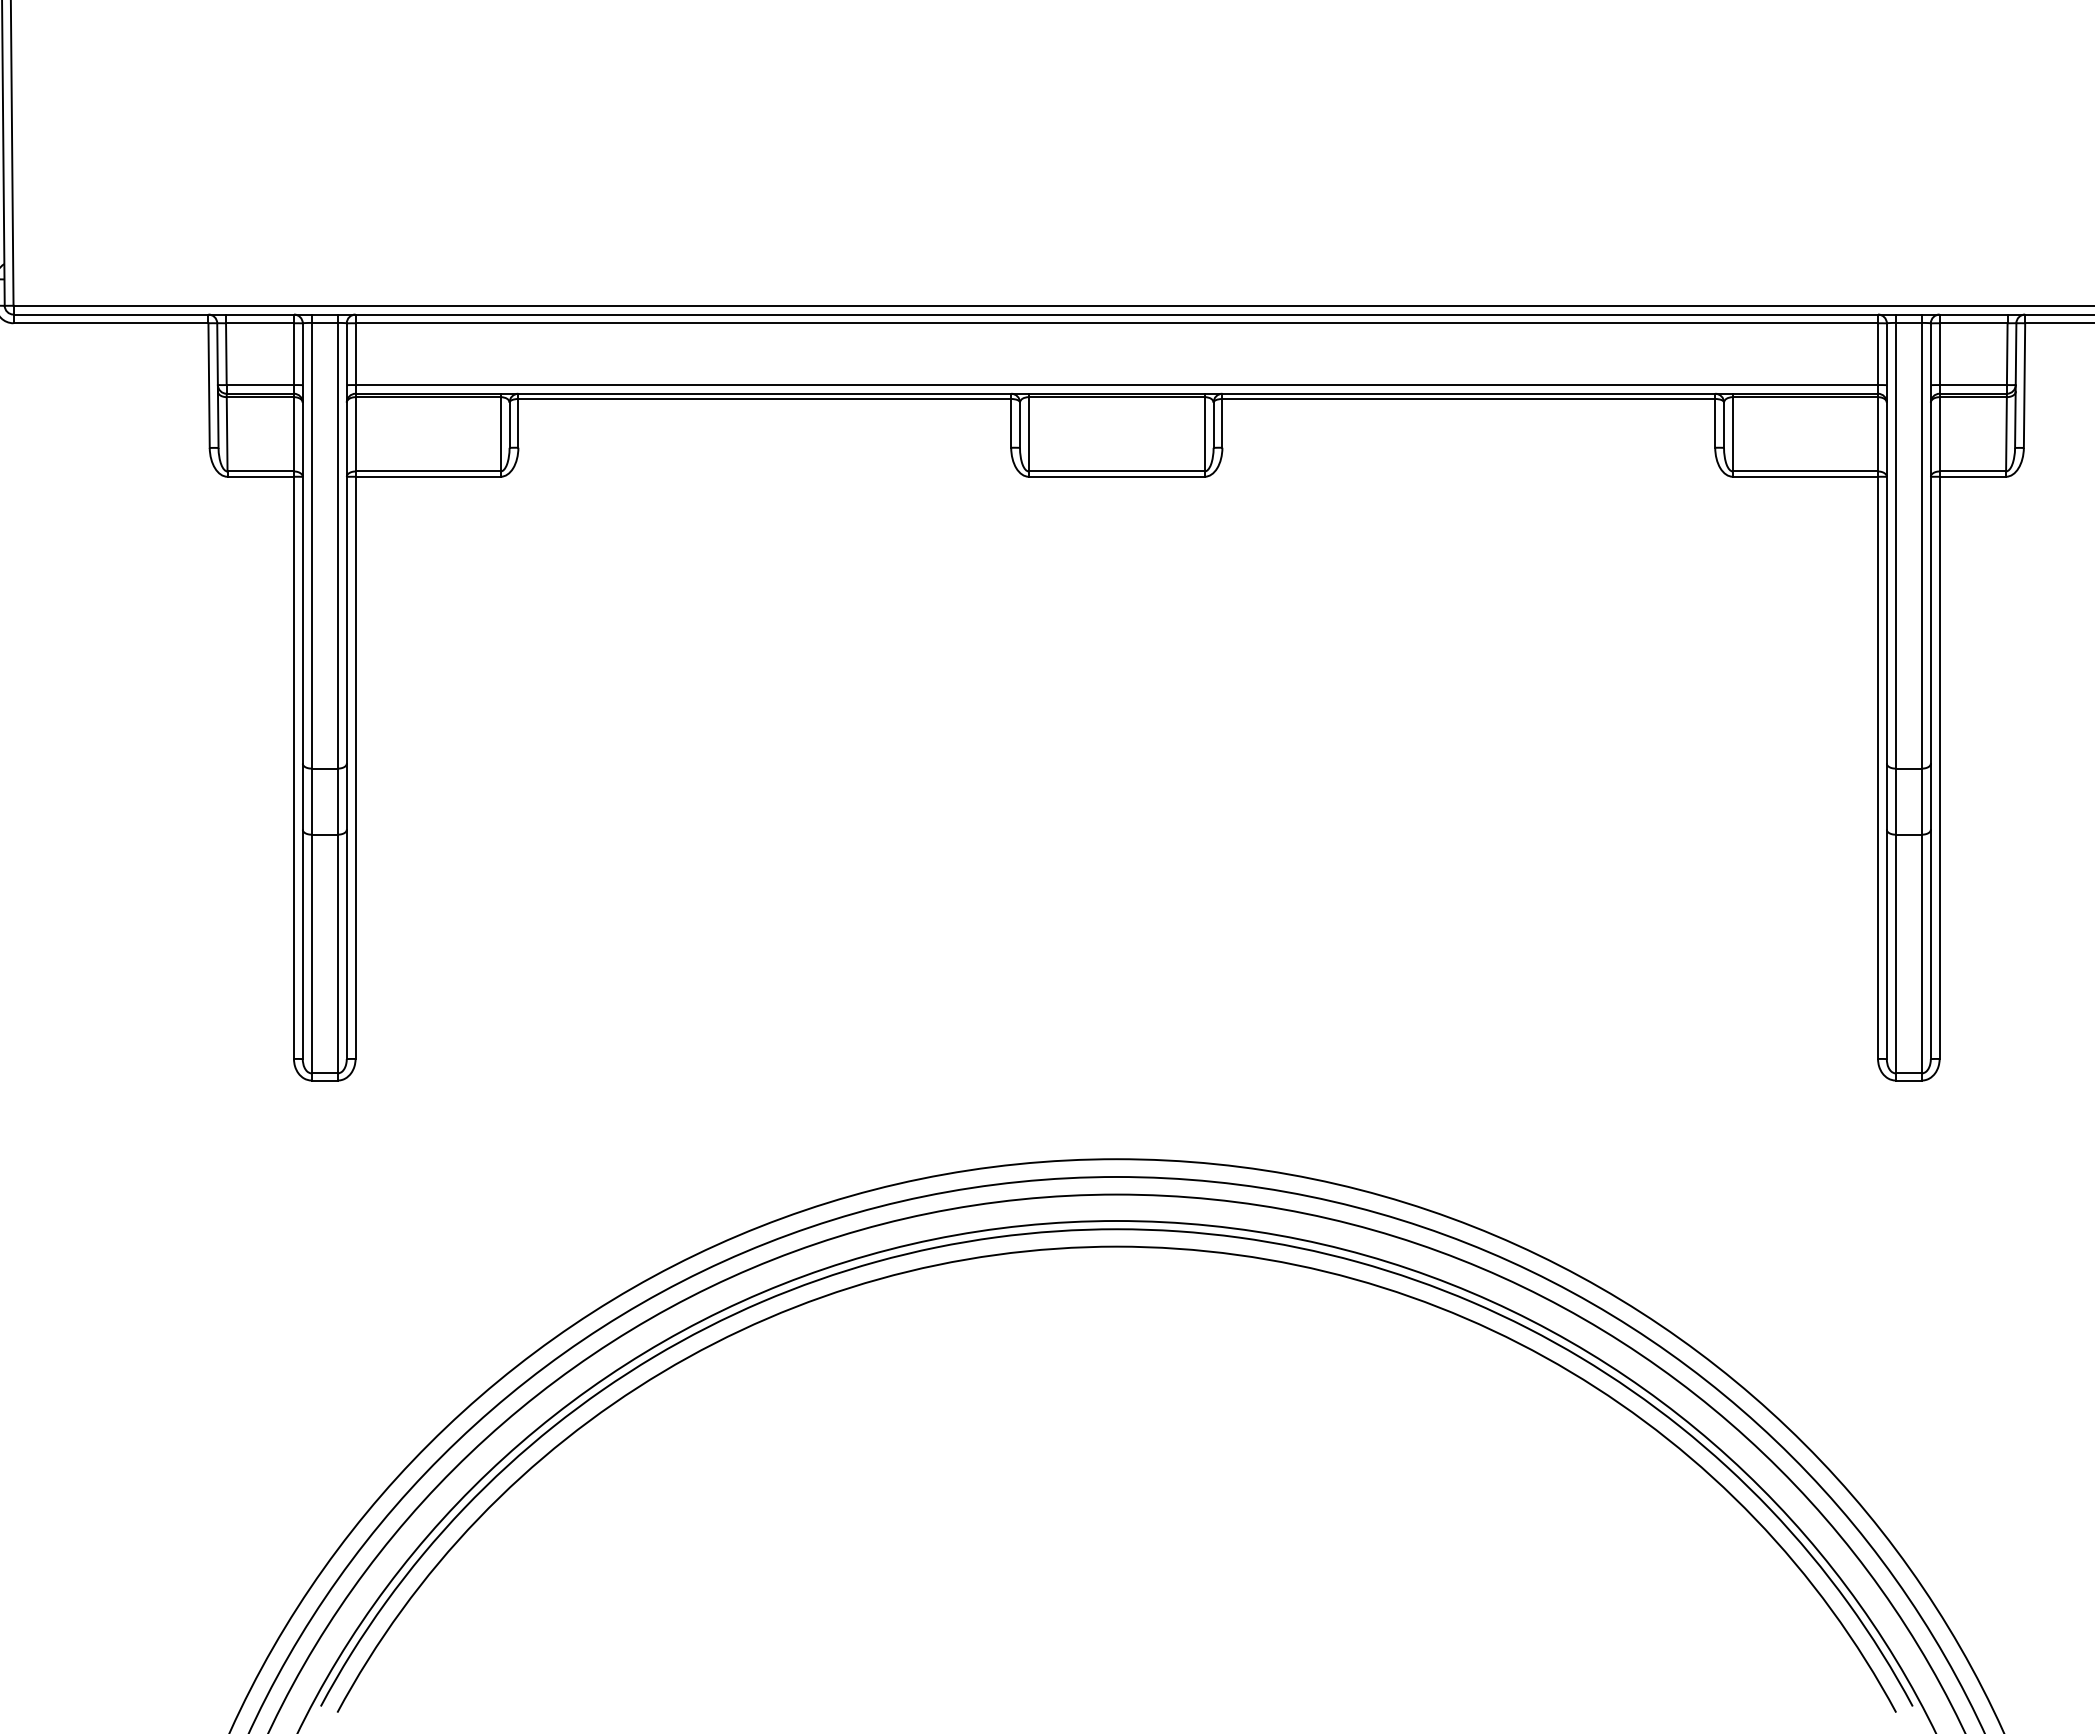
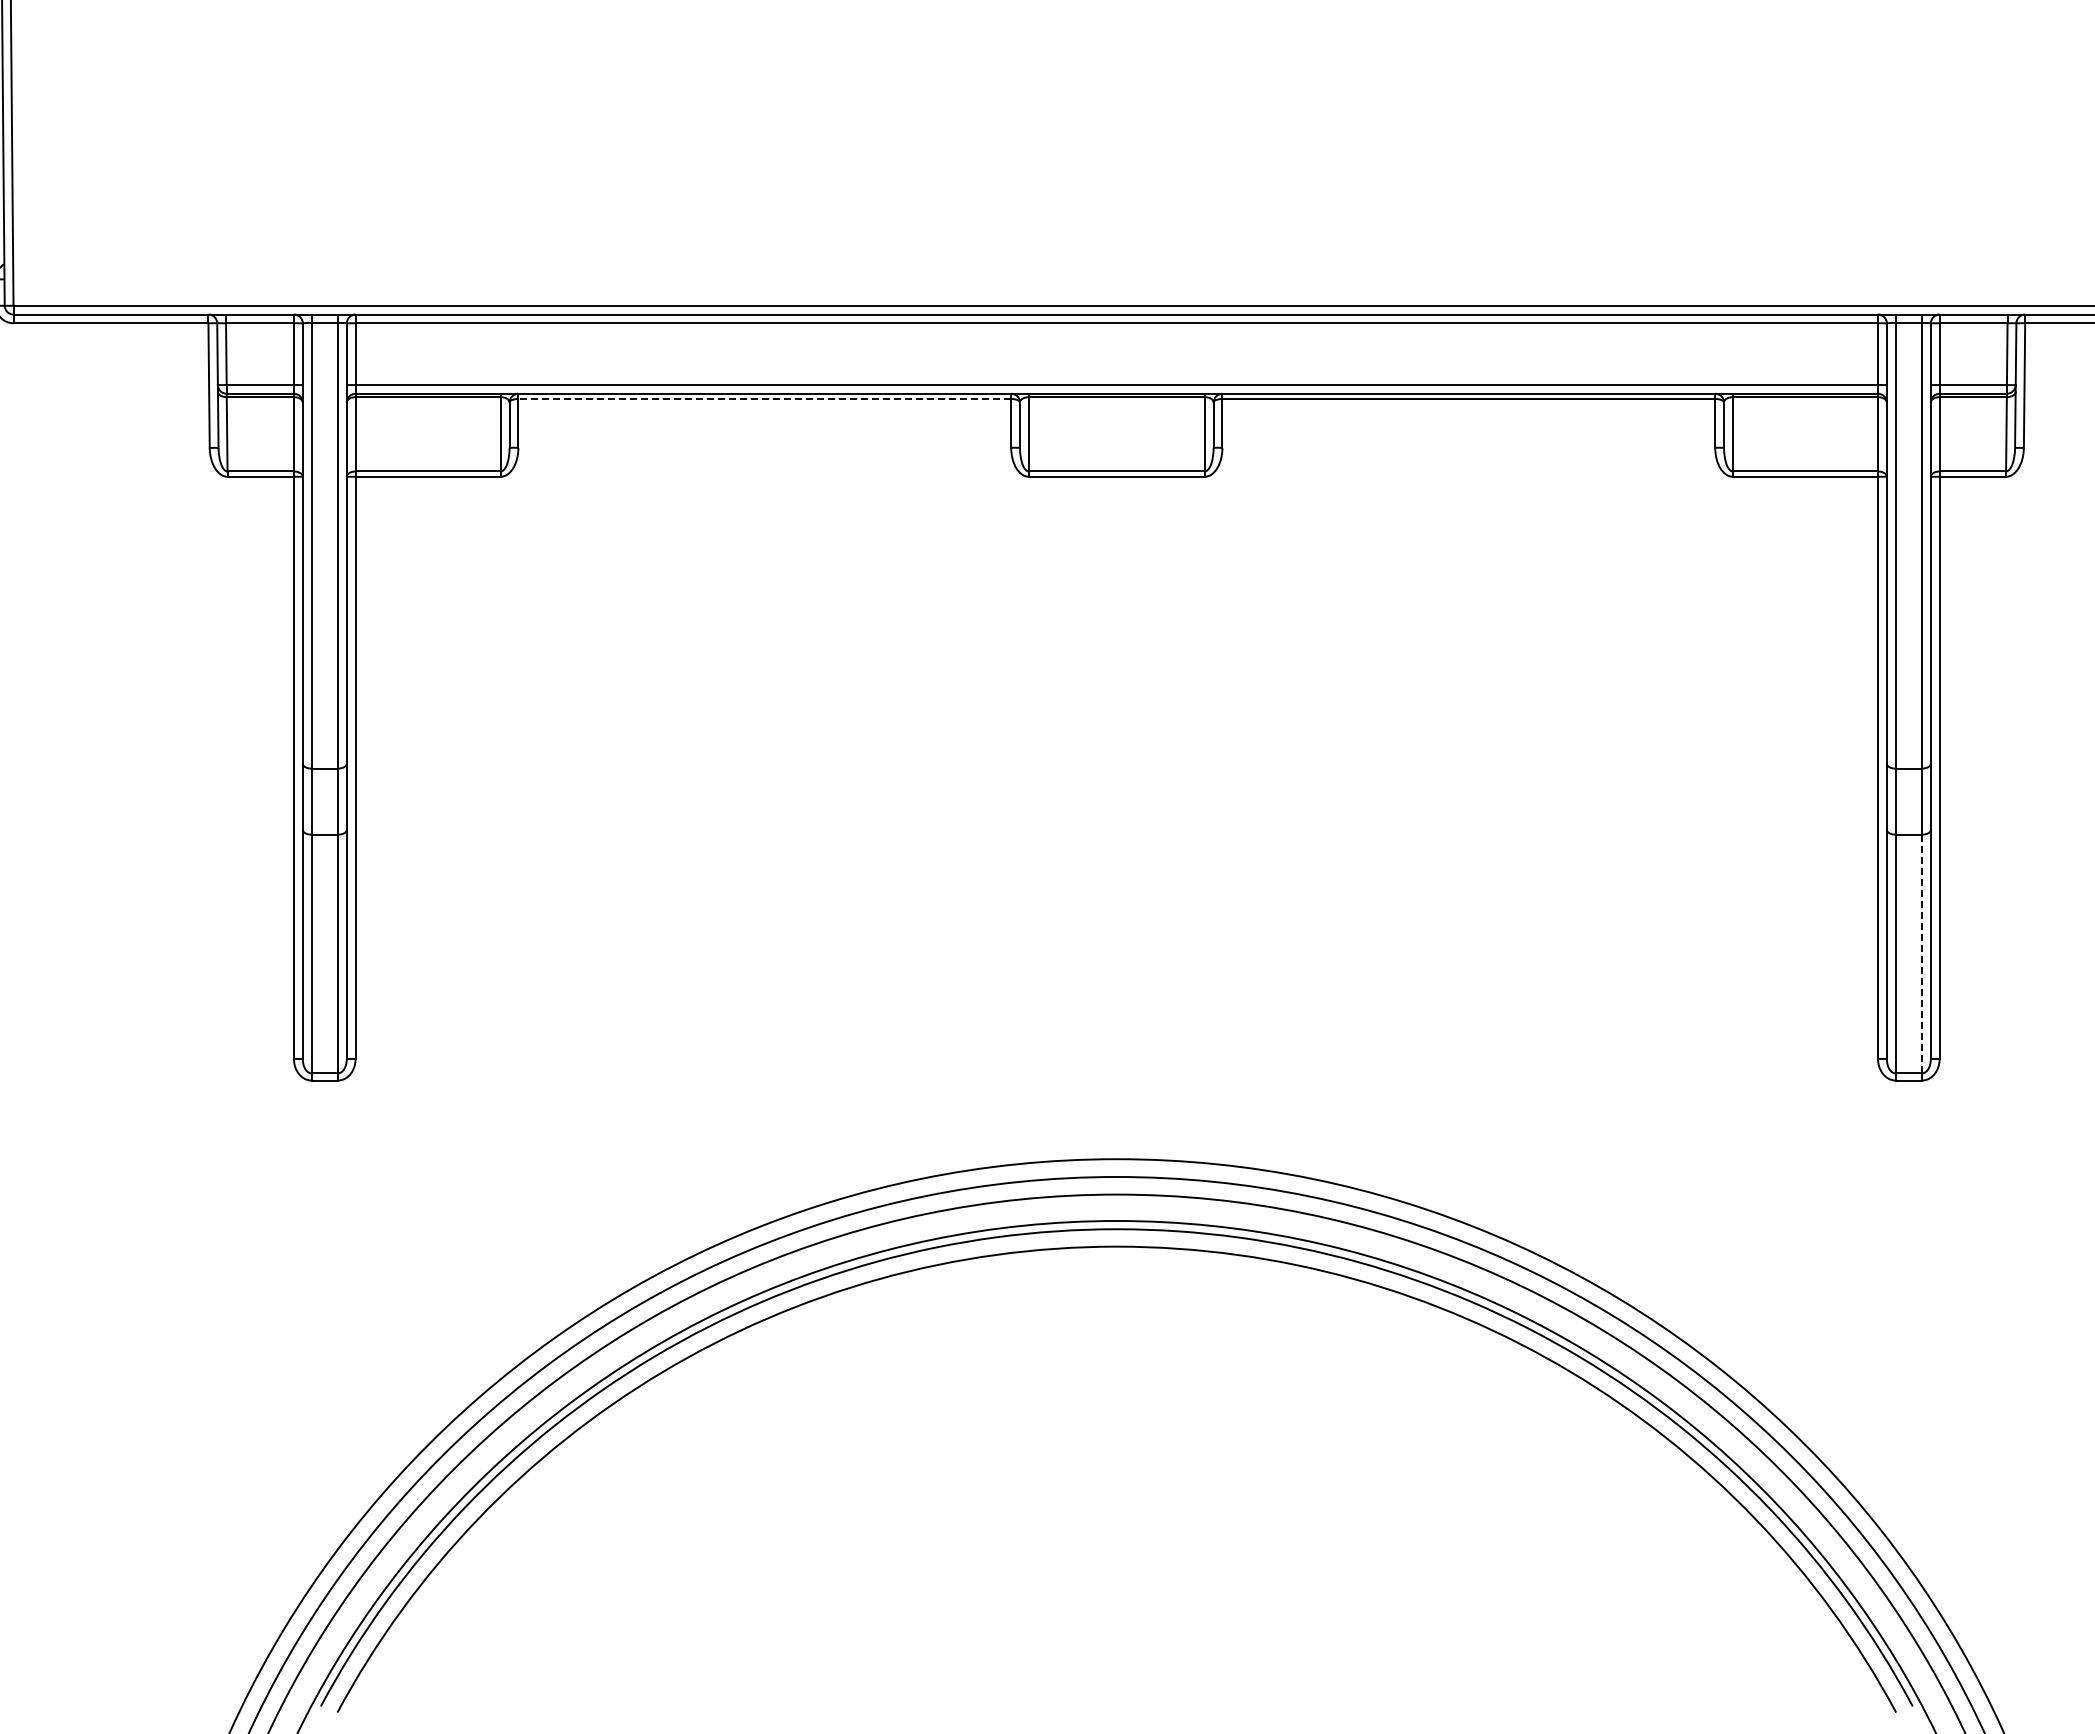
line: solid -> dashed (764, 398)
line: solid -> dashed (1922, 953)
